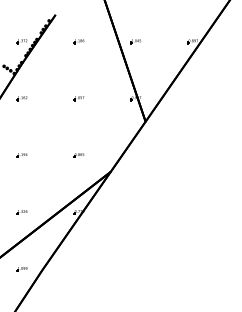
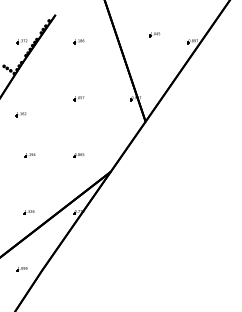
part position: (135, 41) -> (154, 34) (154, 34)
part position: (21, 98) -> (20, 114) (20, 114)
part position: (21, 155) -> (29, 155) (29, 155)
part position: (21, 212) -> (28, 212) (28, 212)
